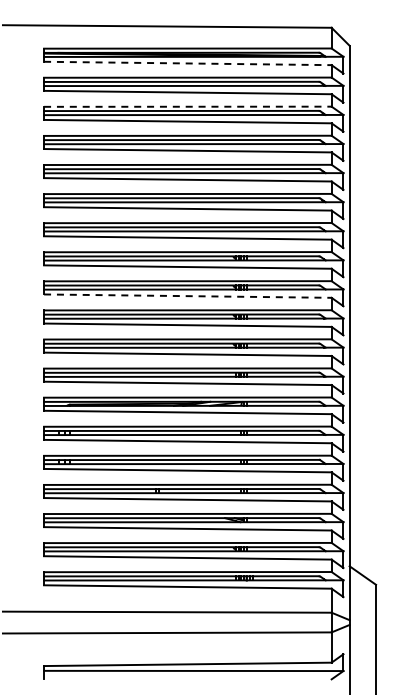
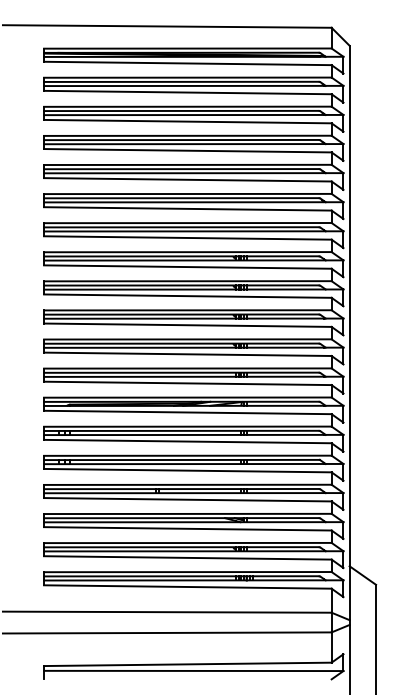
line: dashed -> solid (187, 63)
line: dashed -> solid (187, 106)
line: dashed -> solid (187, 296)
